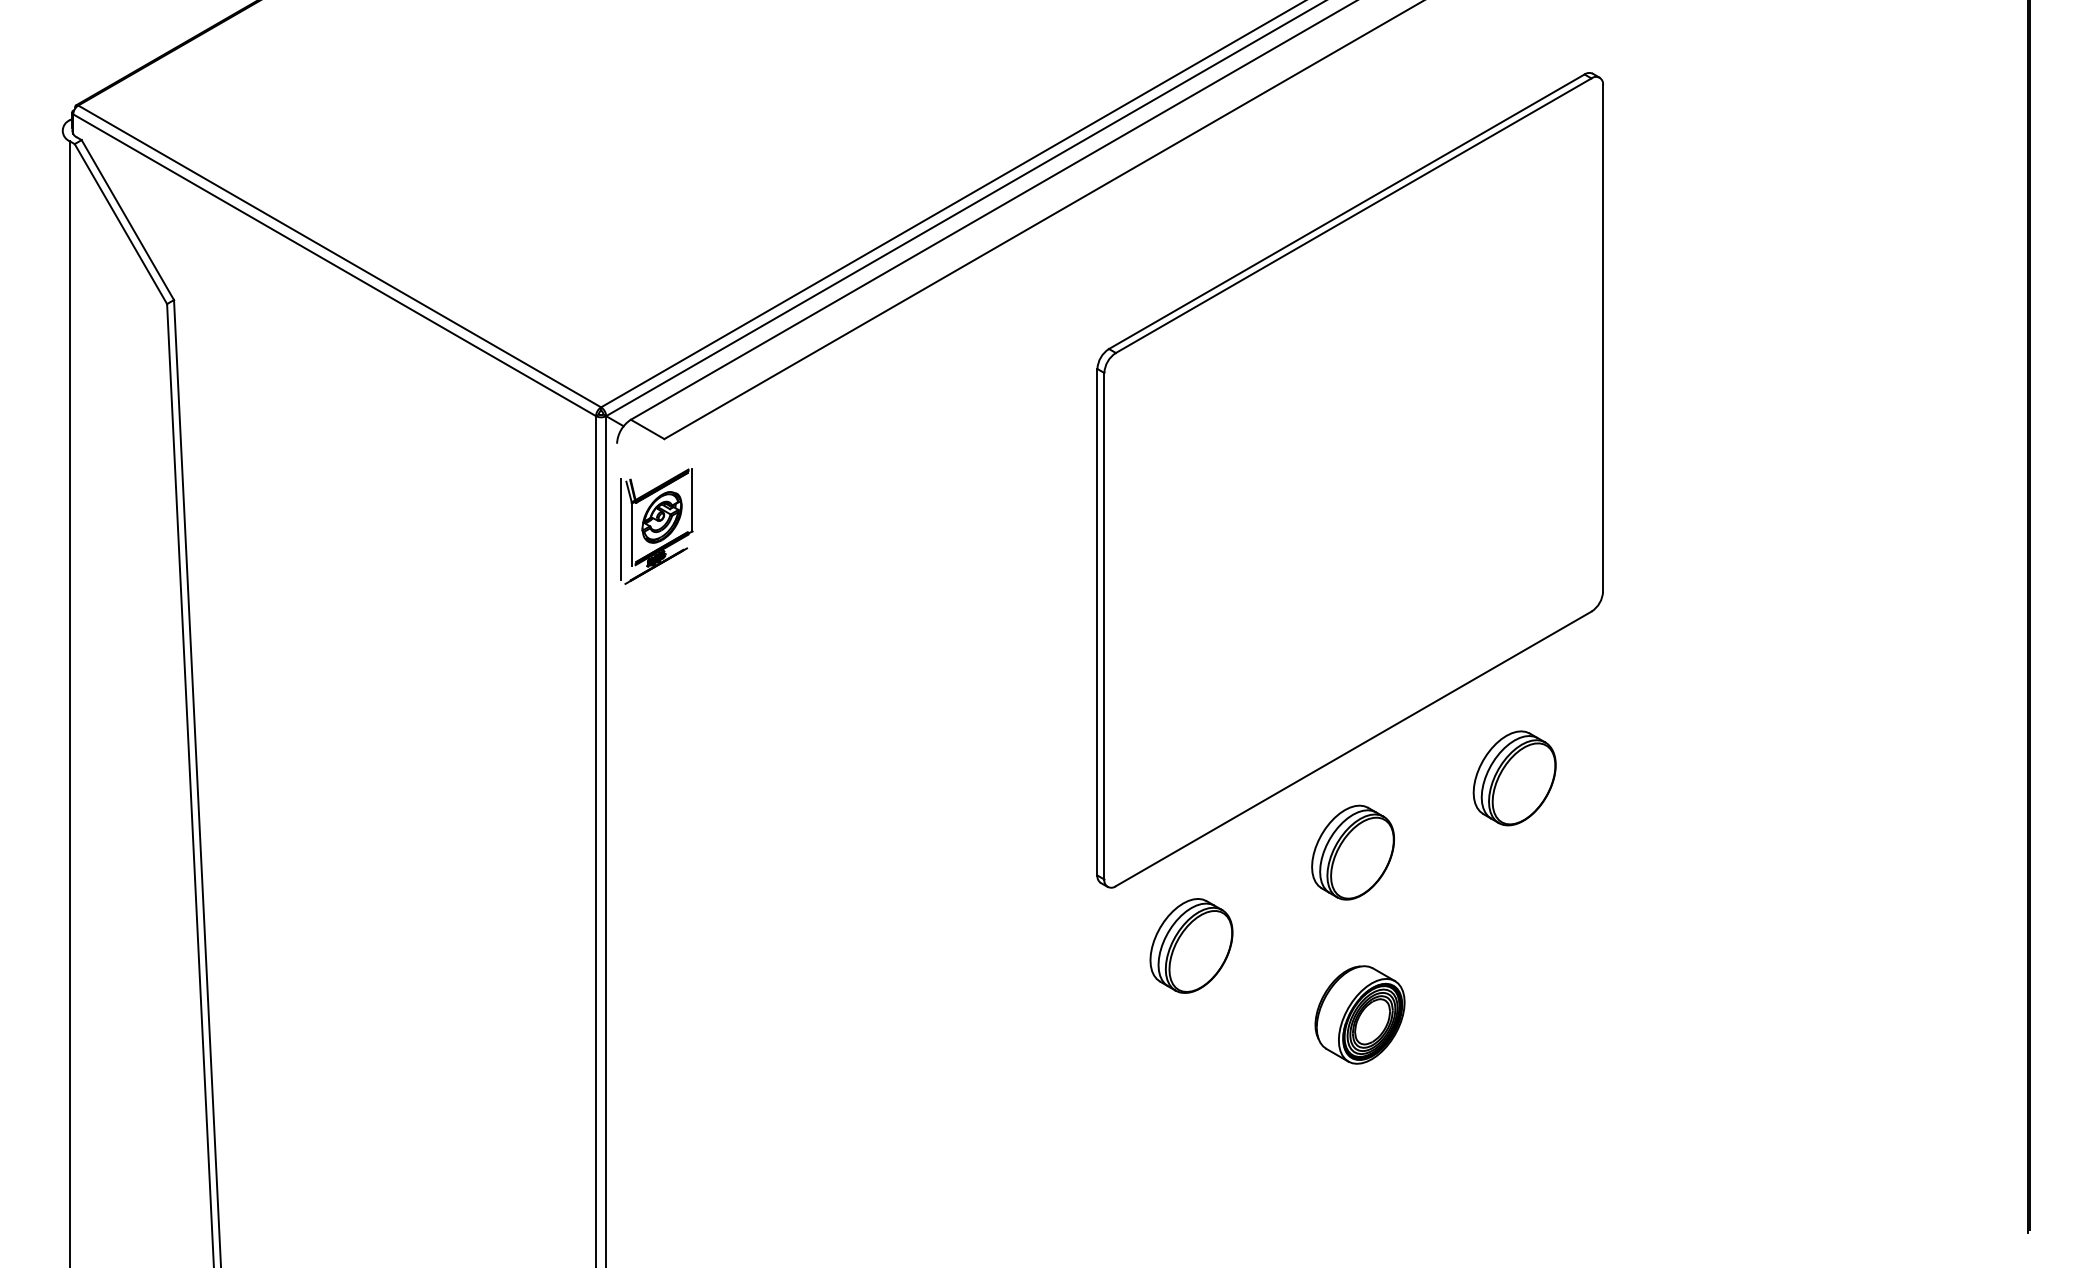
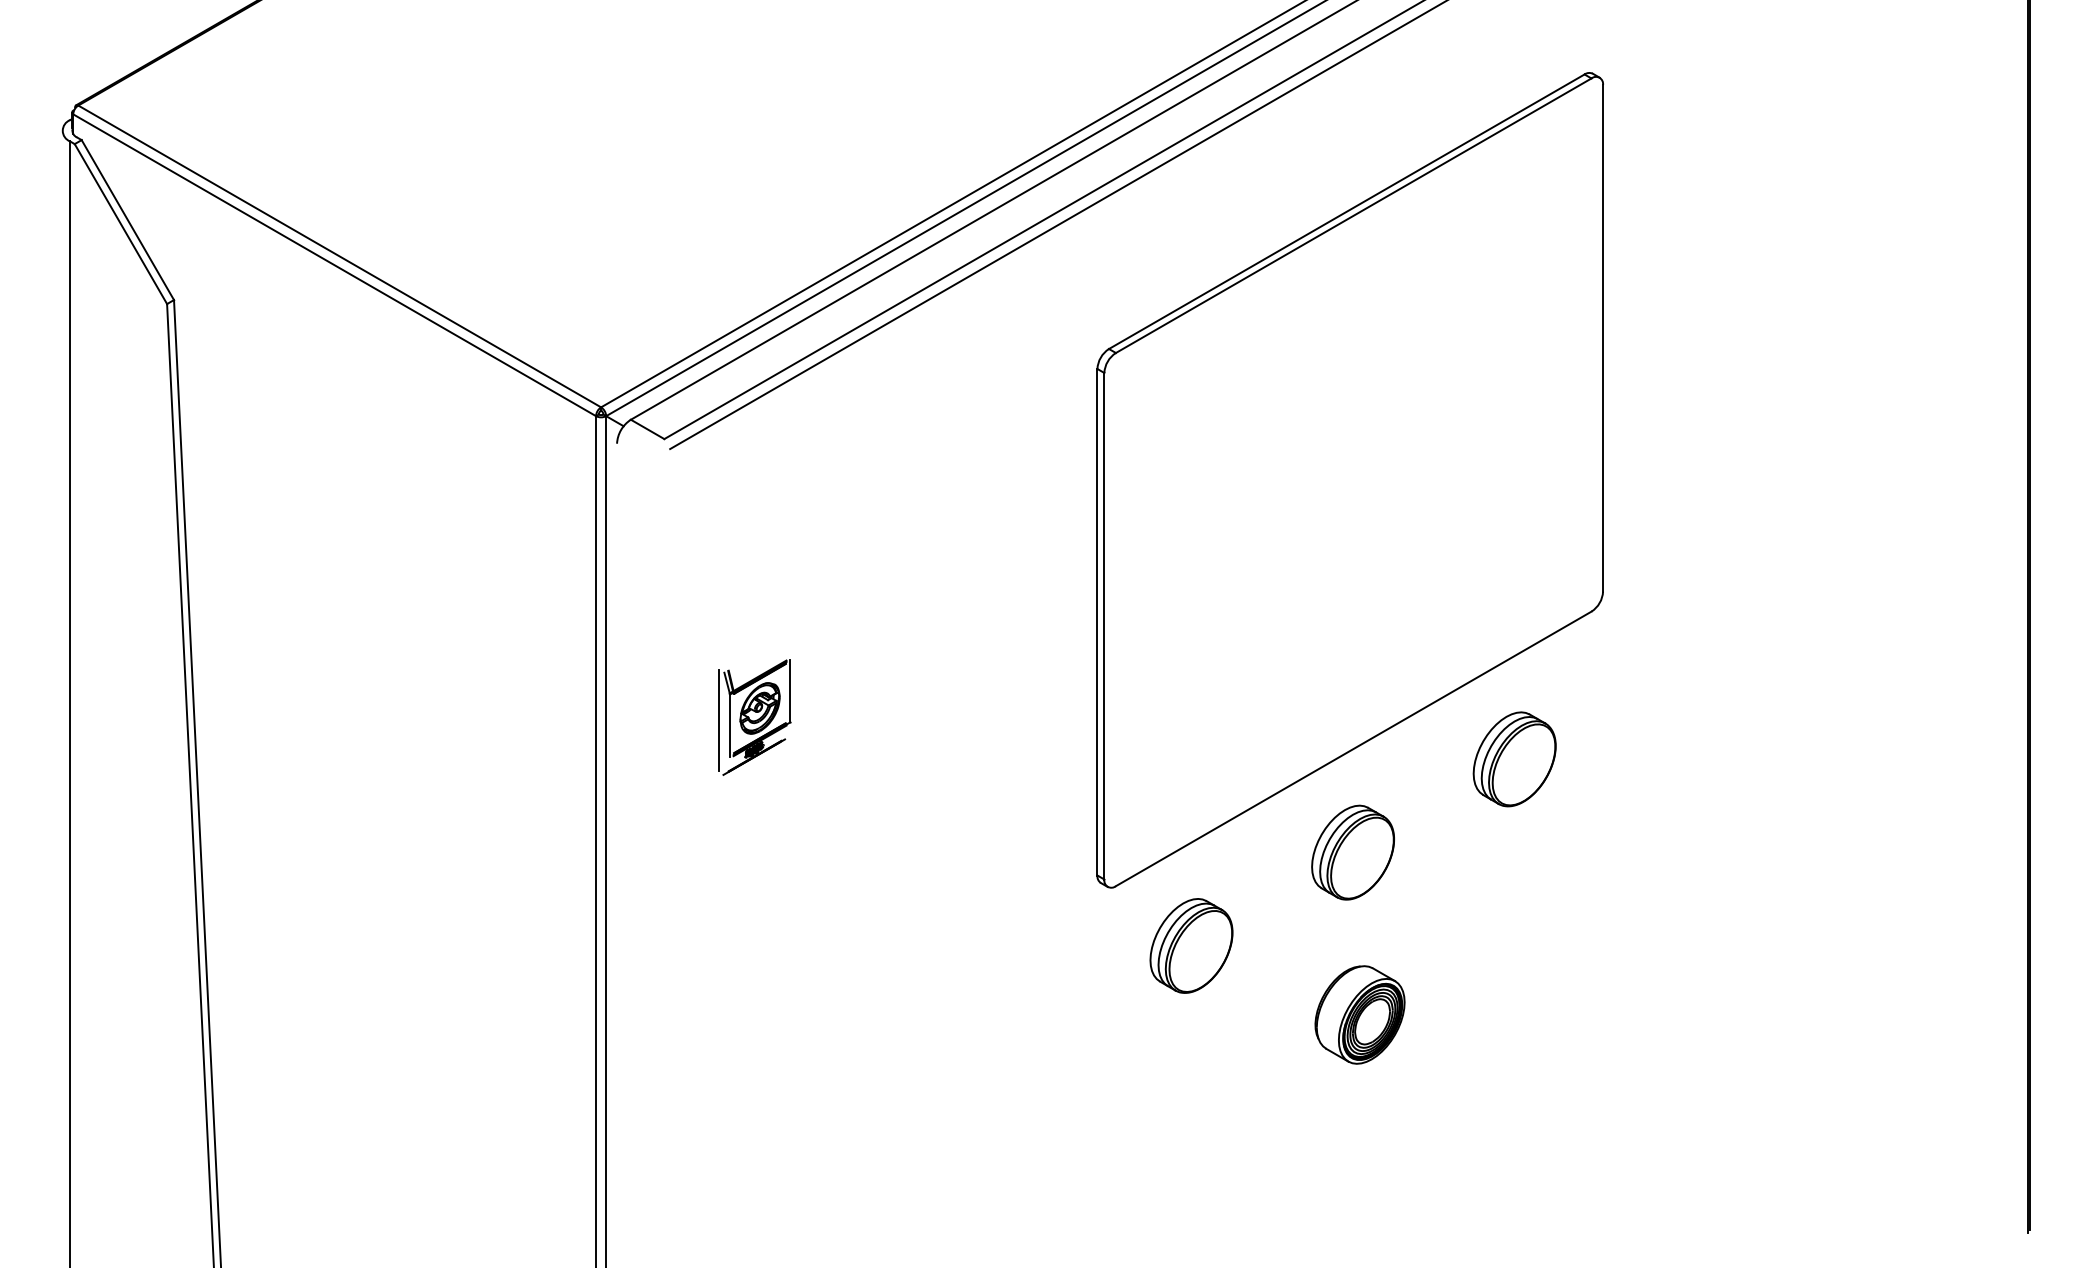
line: none -> present (1057, 225)
part position: (656, 526) -> (754, 717) (754, 717)
part position: (1514, 778) -> (1514, 759) (1514, 759)
